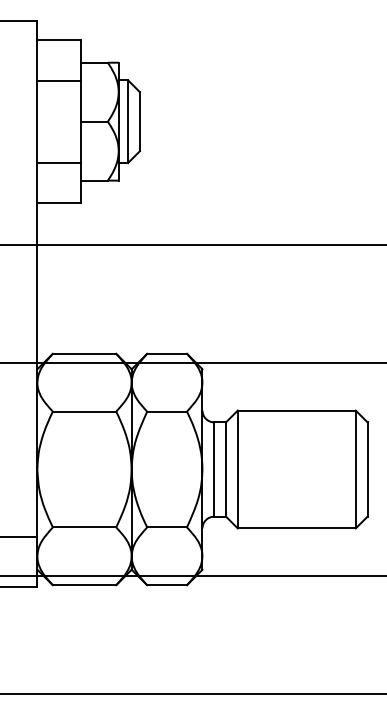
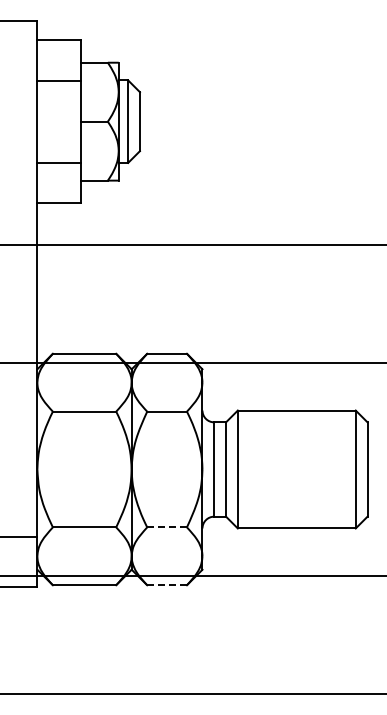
line: solid -> dashed (167, 527)
line: solid -> dashed (167, 585)
